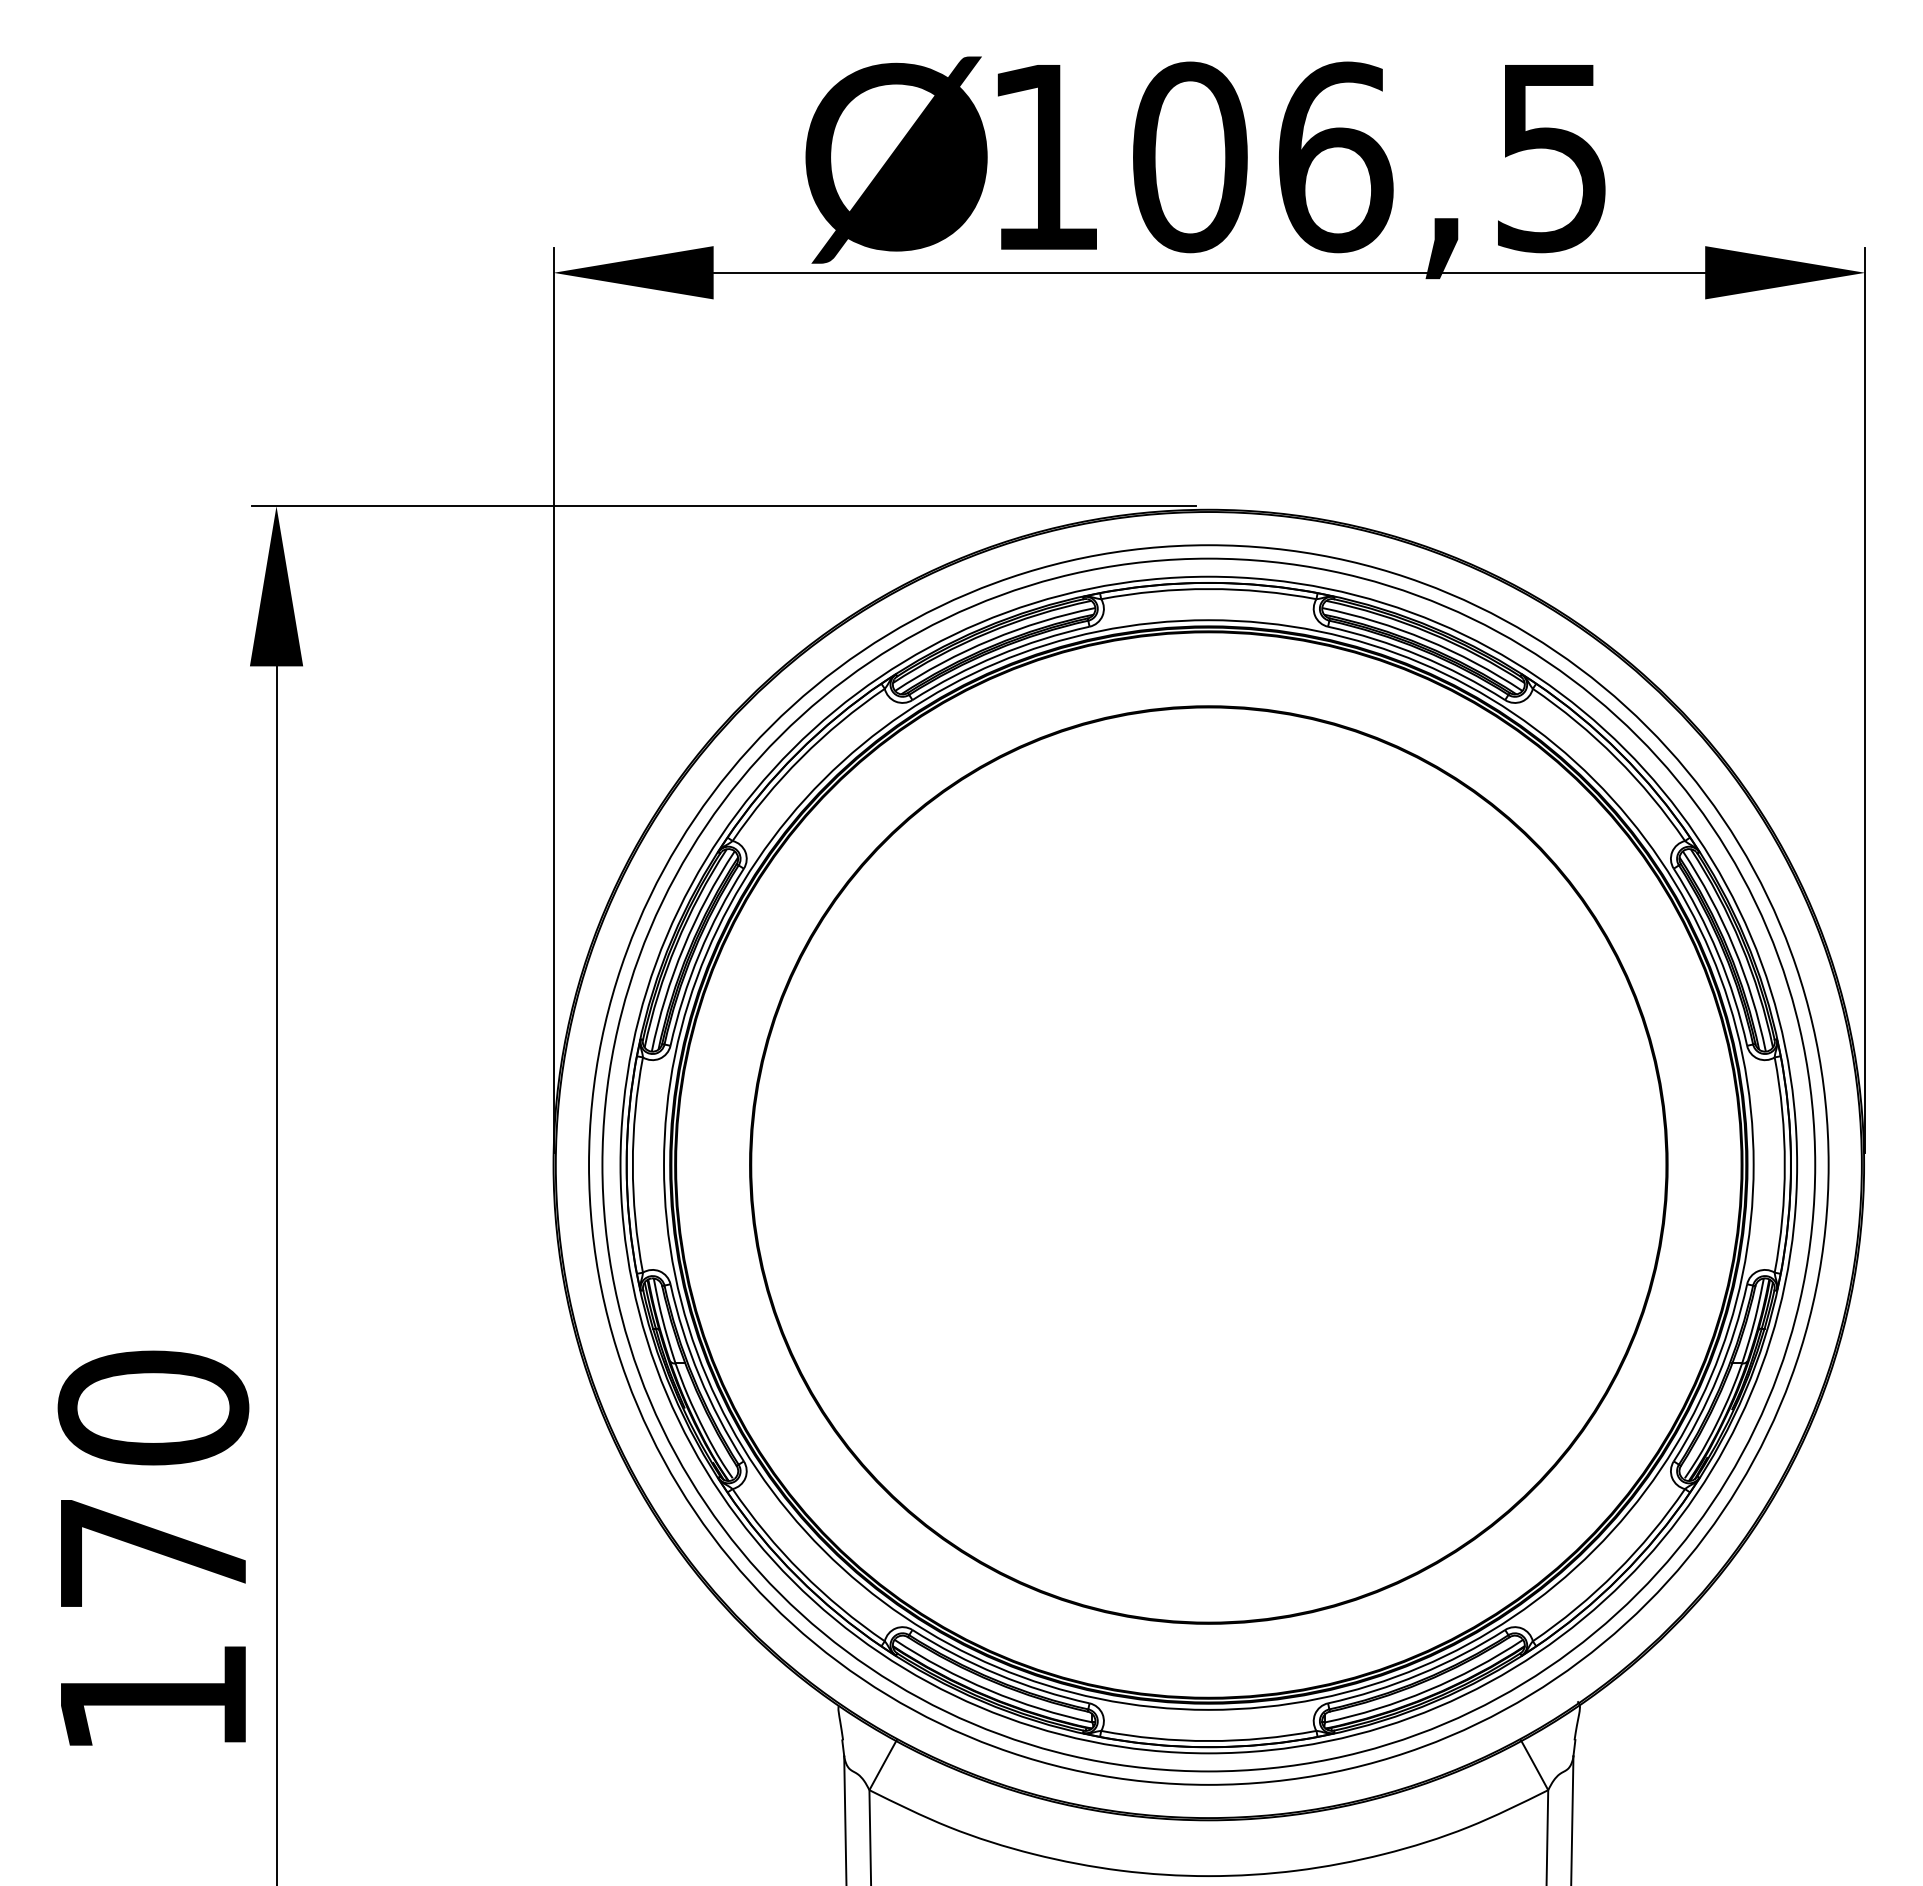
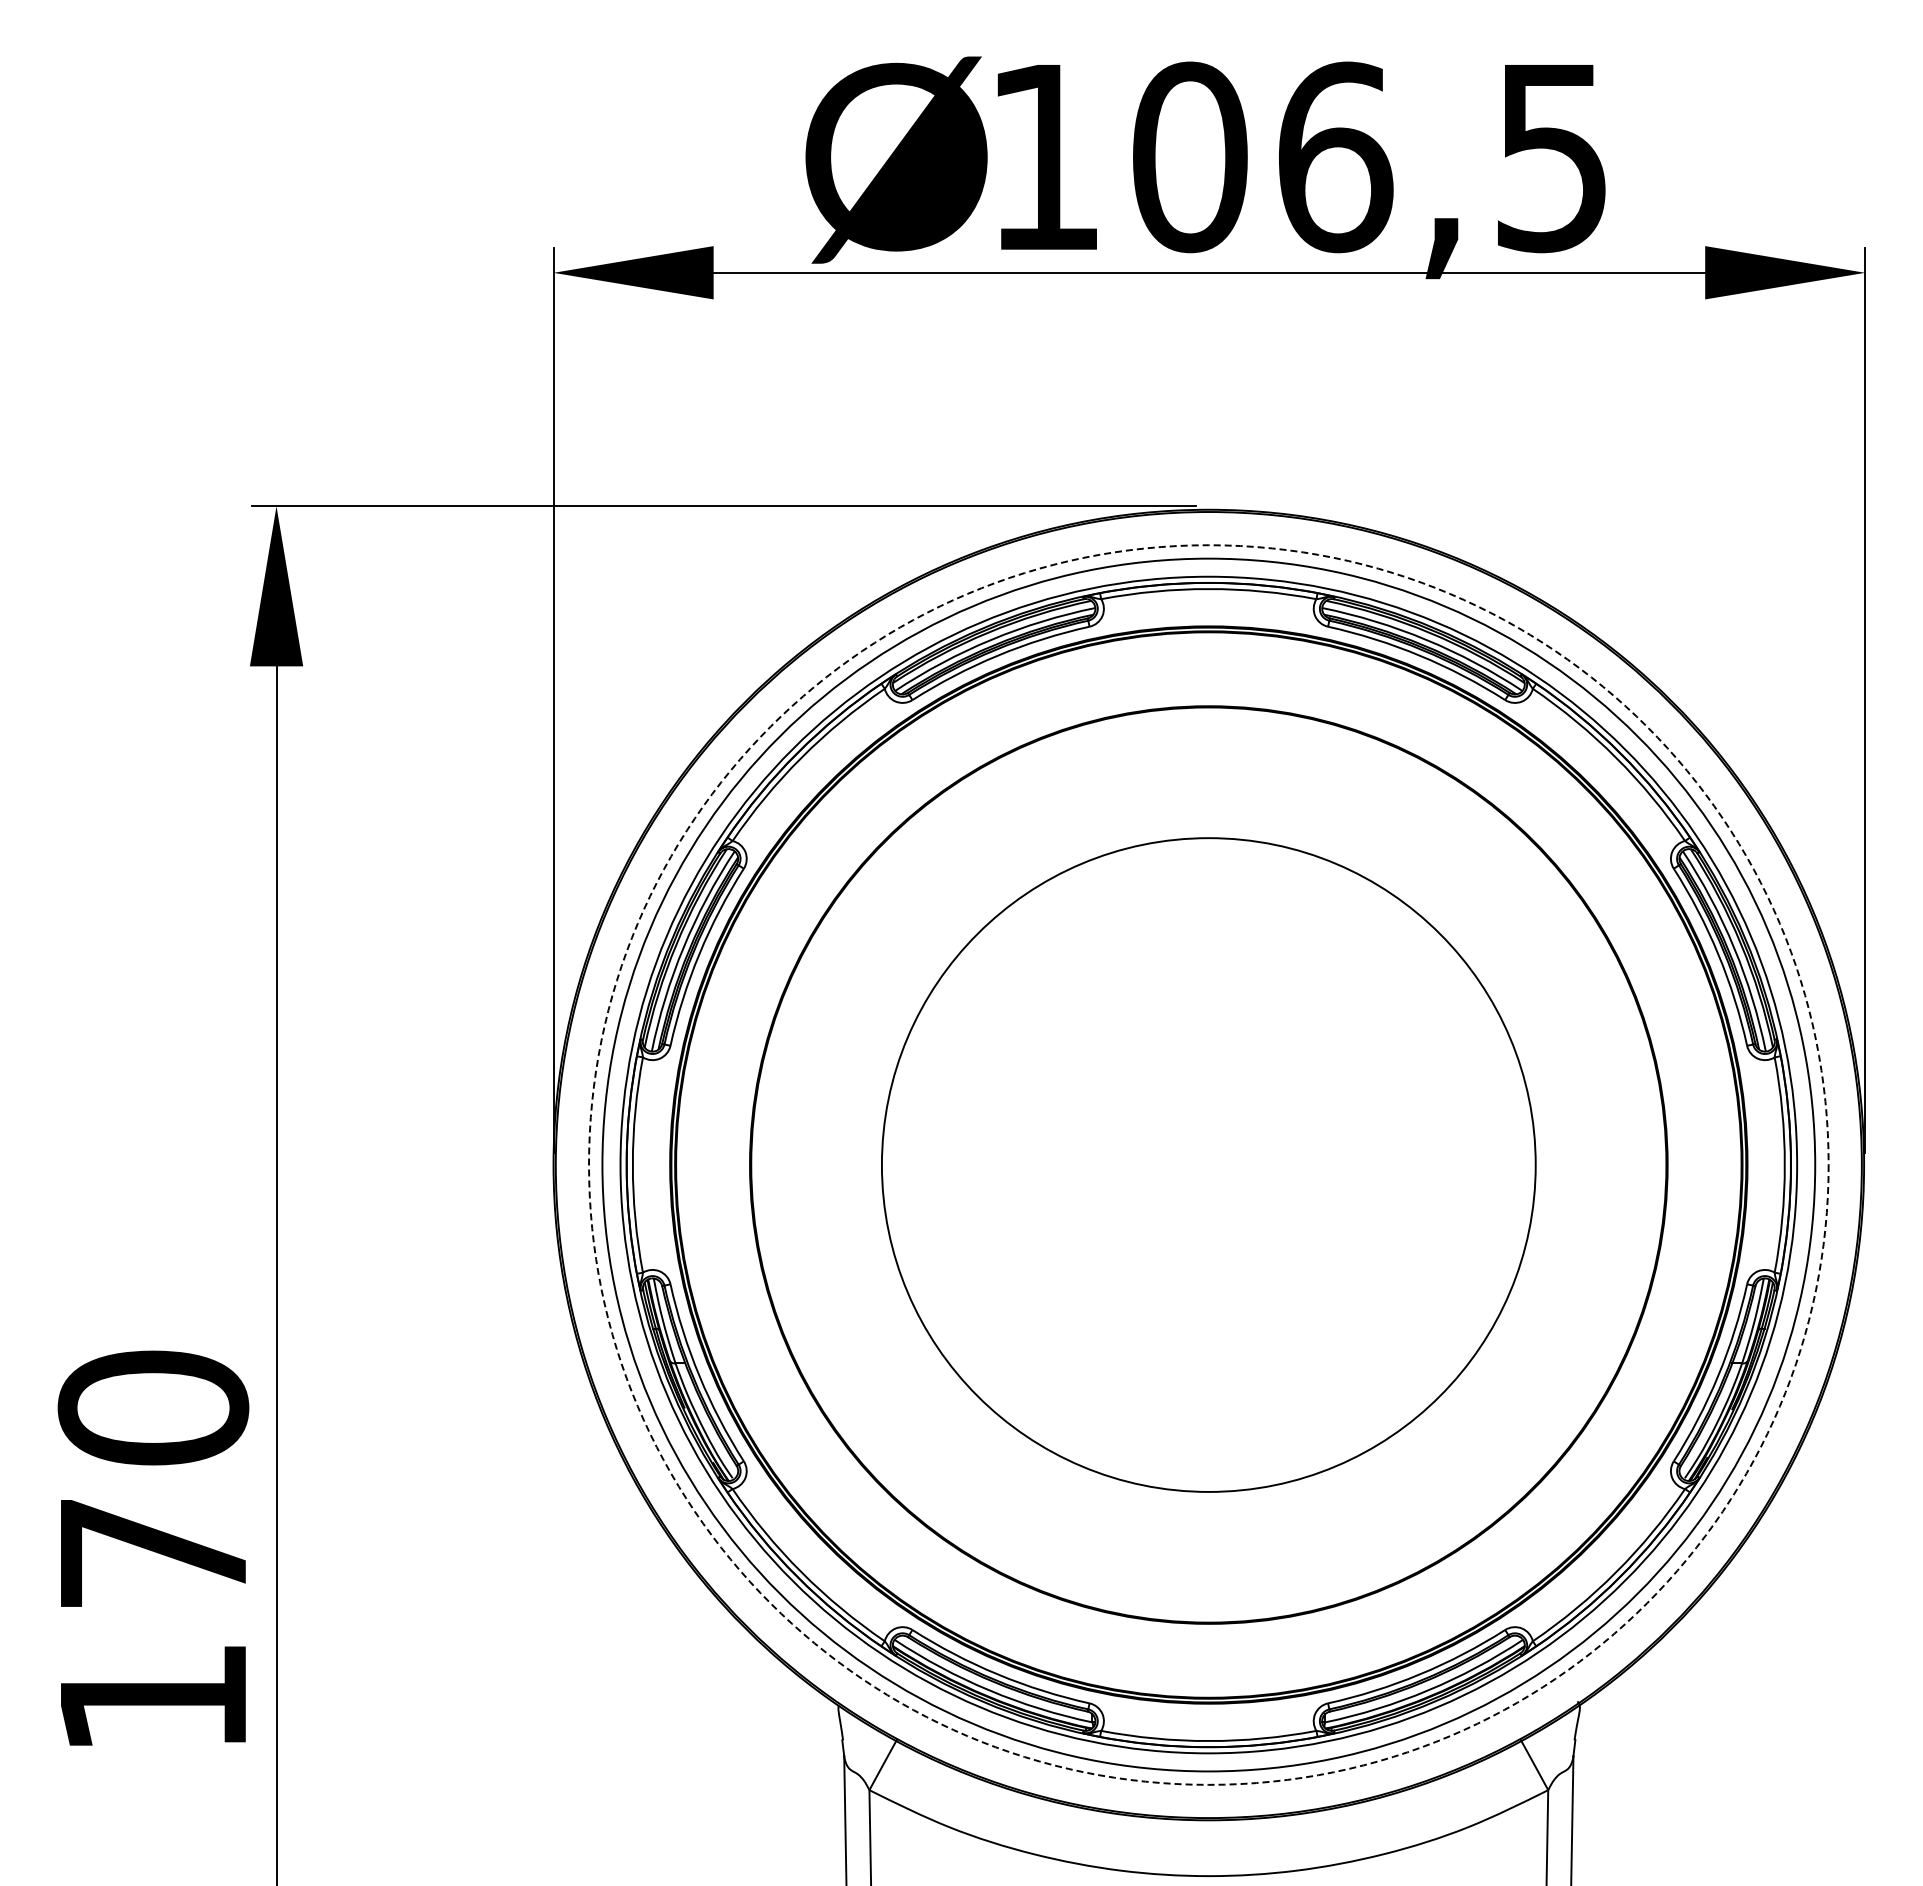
circle diameter: 1090 px -> 654 px (1208, 1164)
circle: solid -> dashed (1208, 1164)
